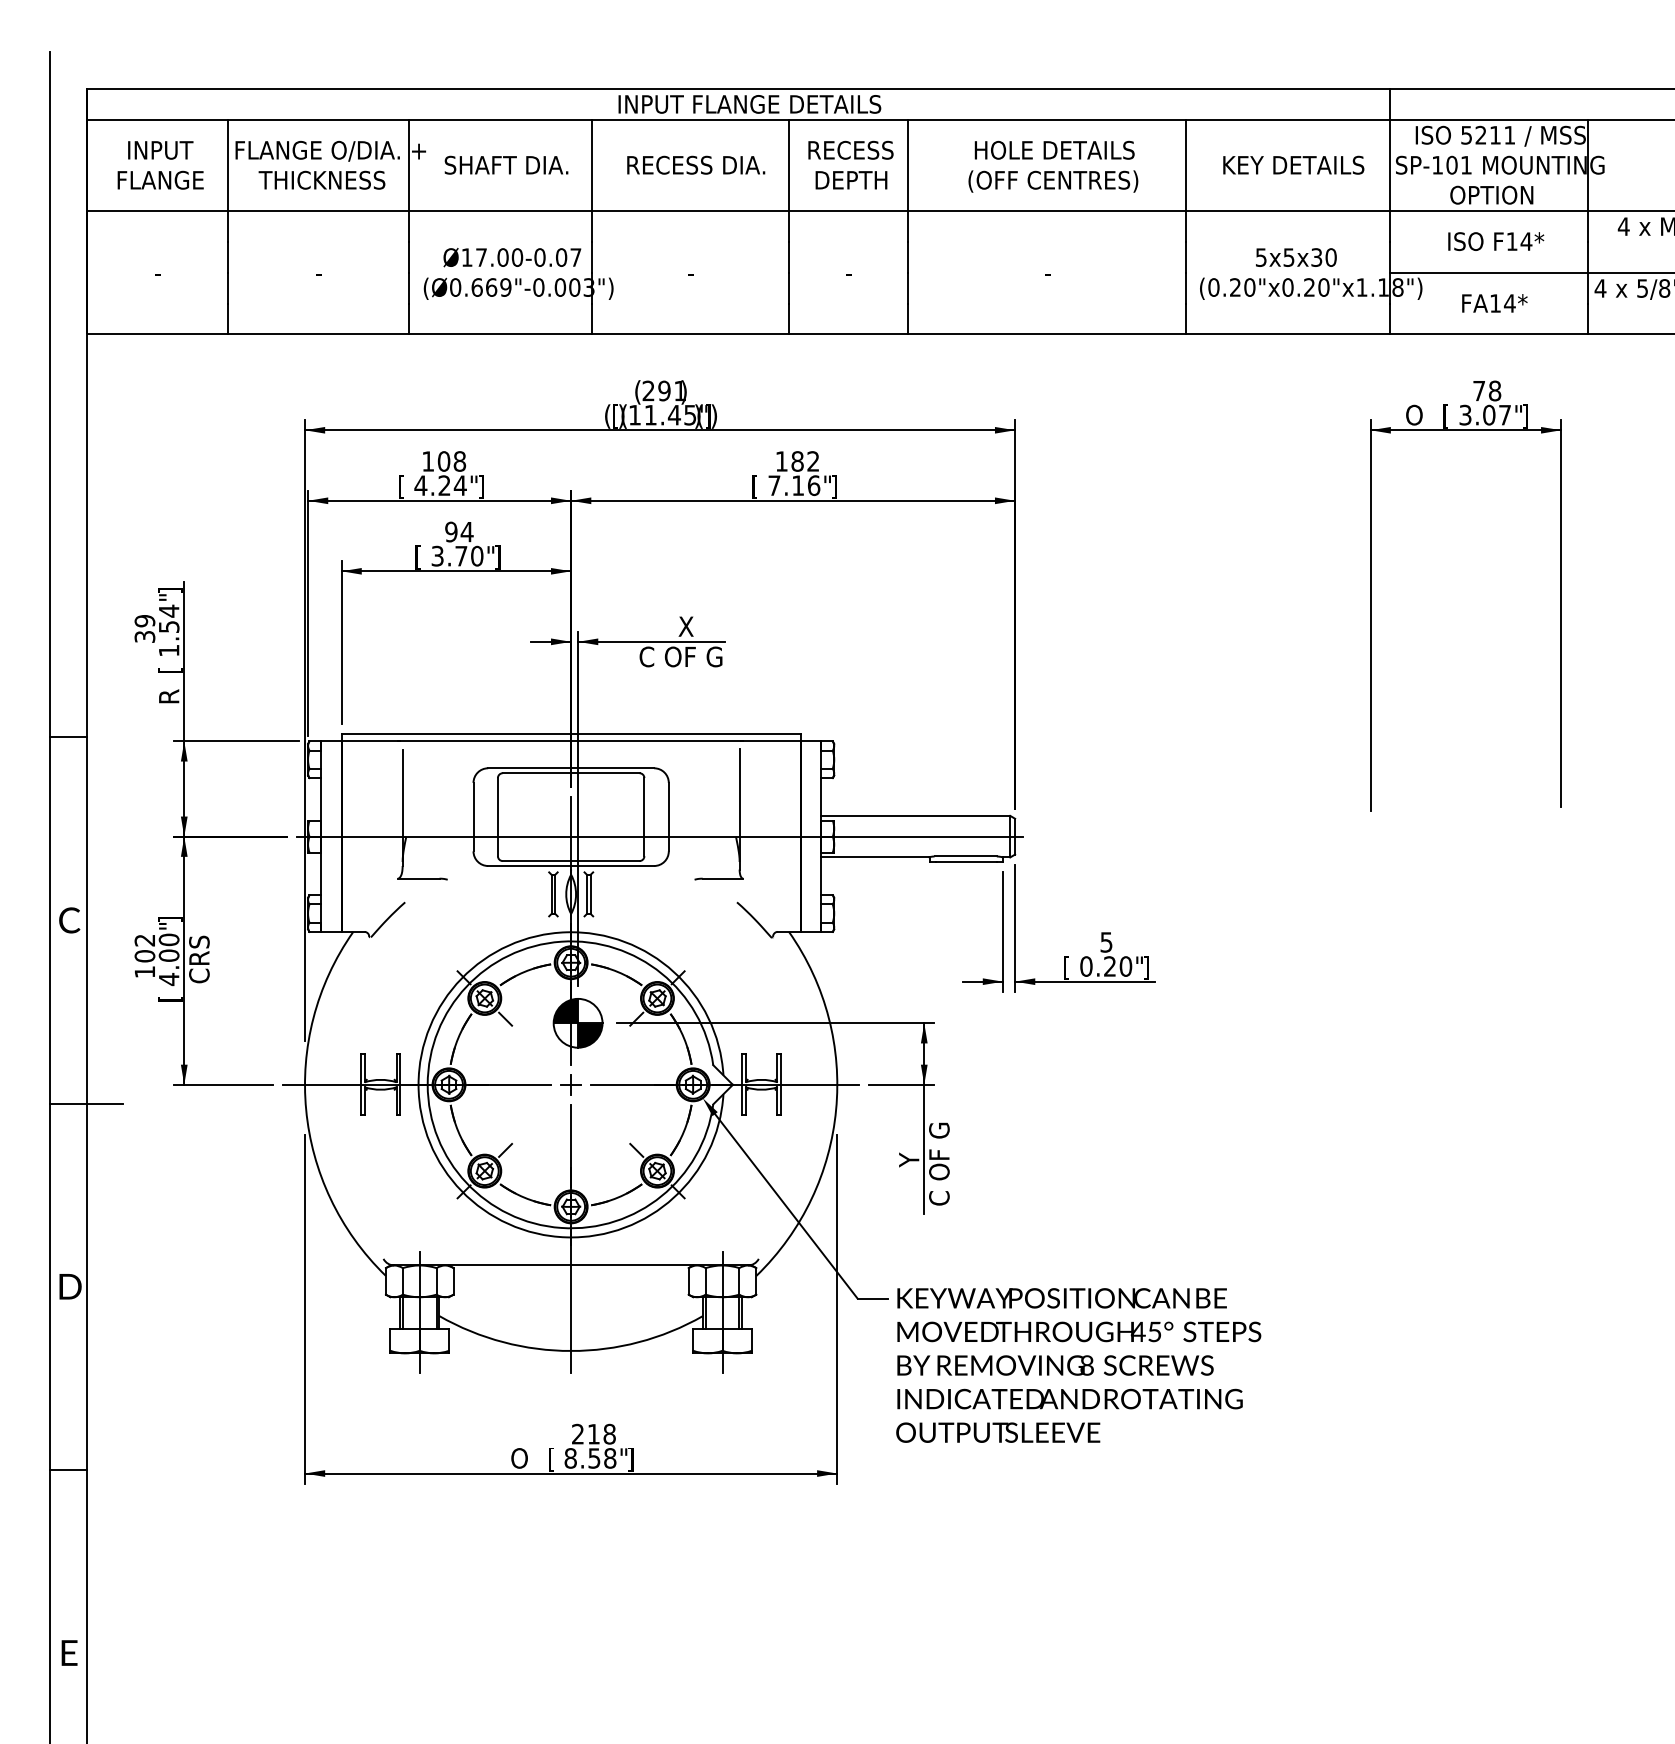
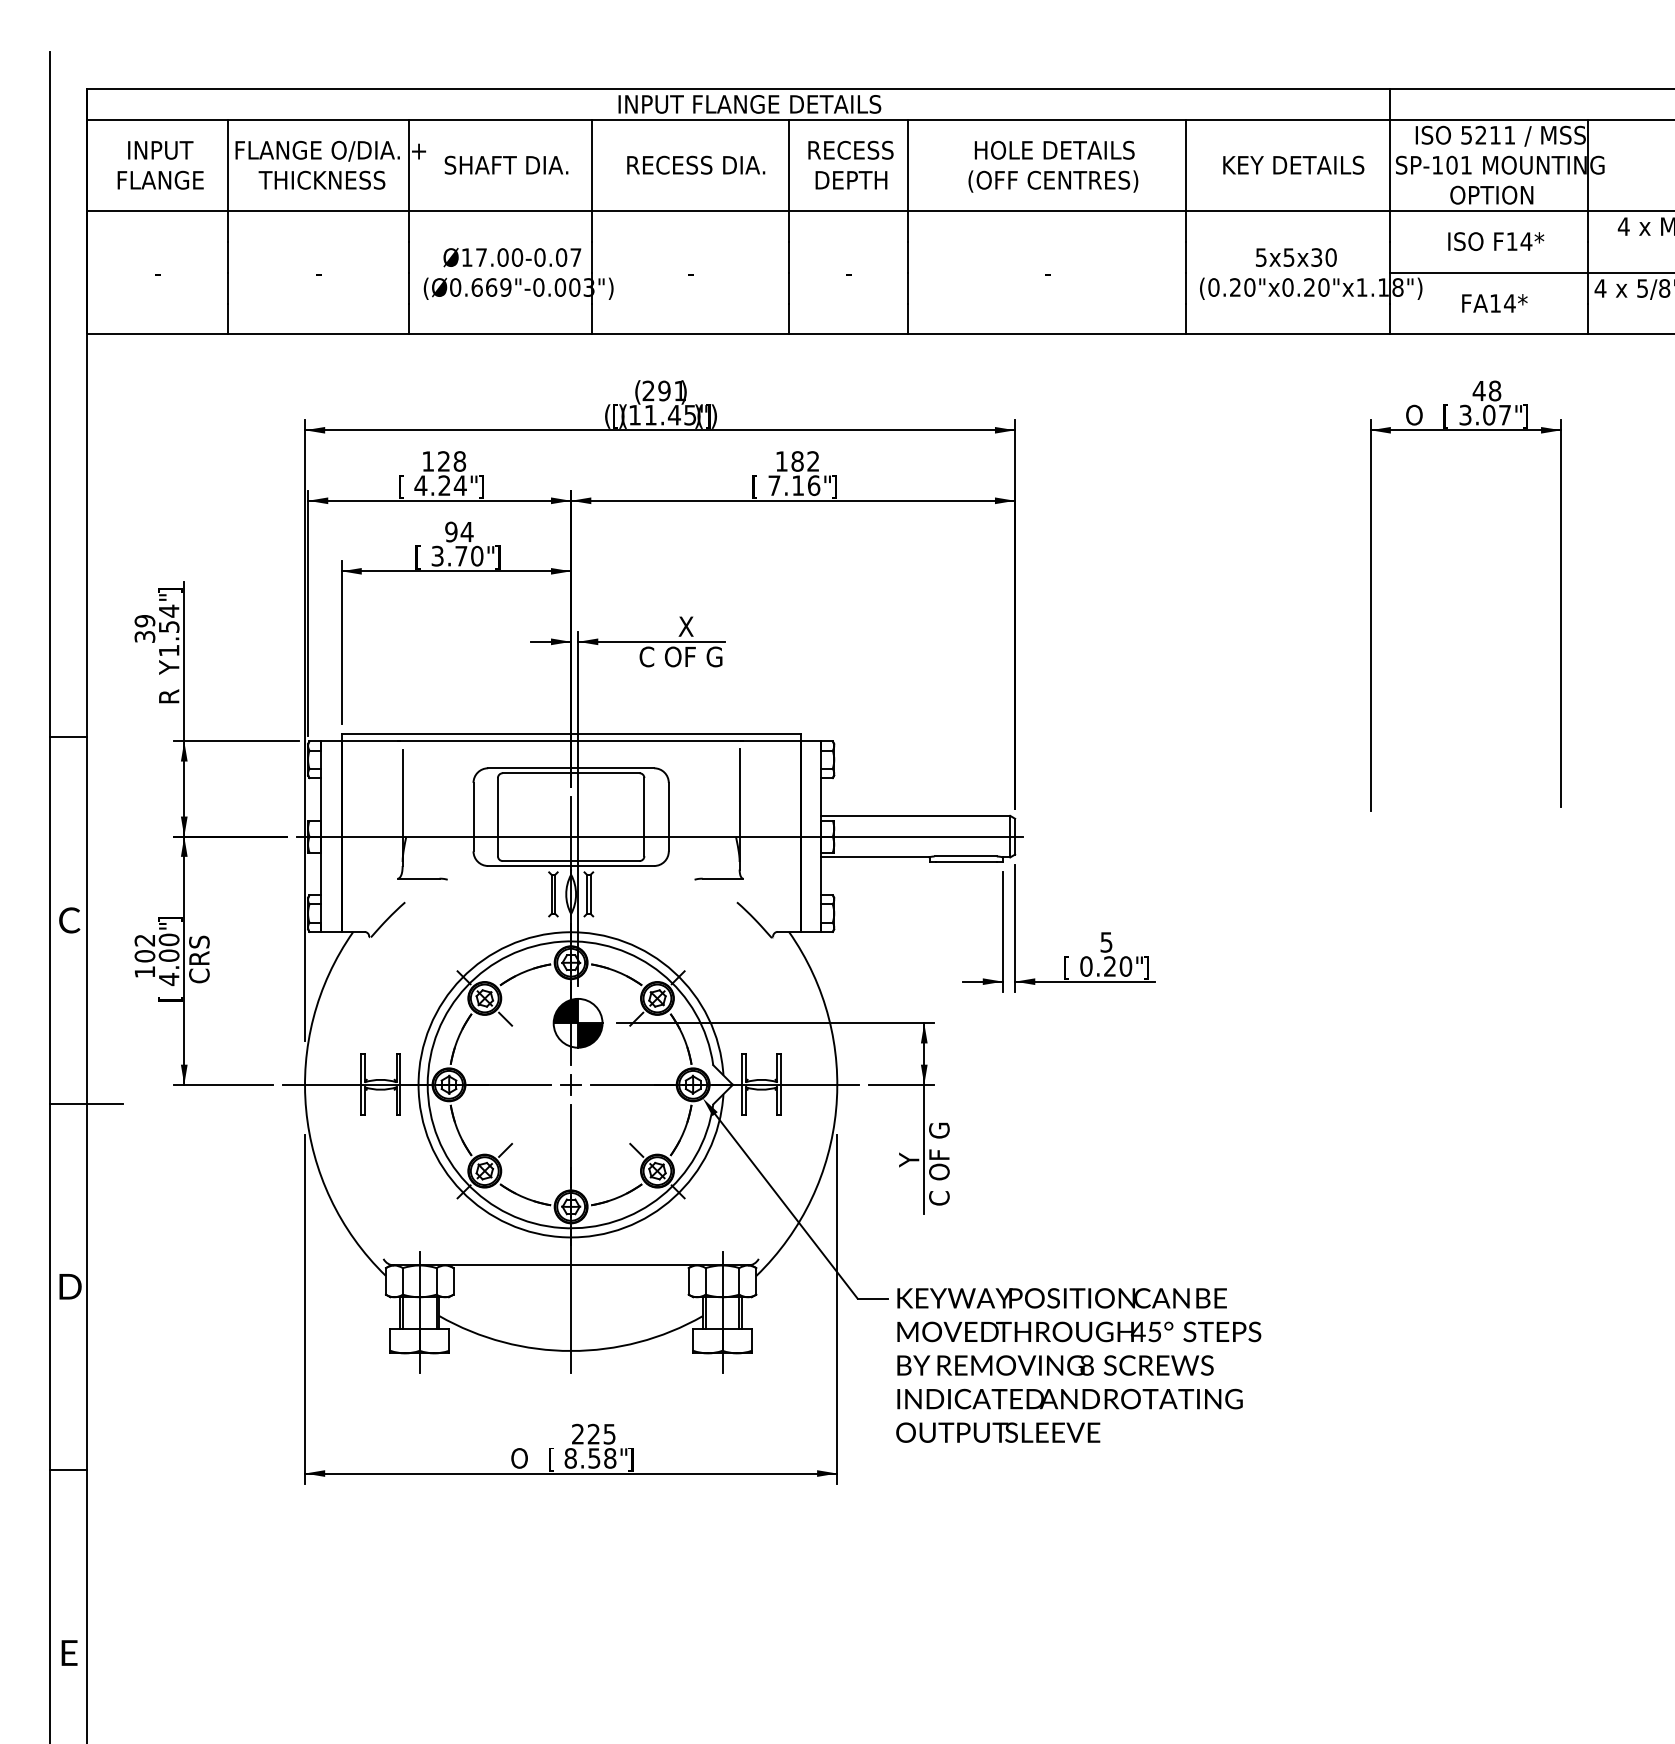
text: 78 -> 48 (1478, 391)
text: 108 -> 128 (443, 461)
text: [ -> Y (170, 667)
text: 218 -> 225 (601, 1433)
